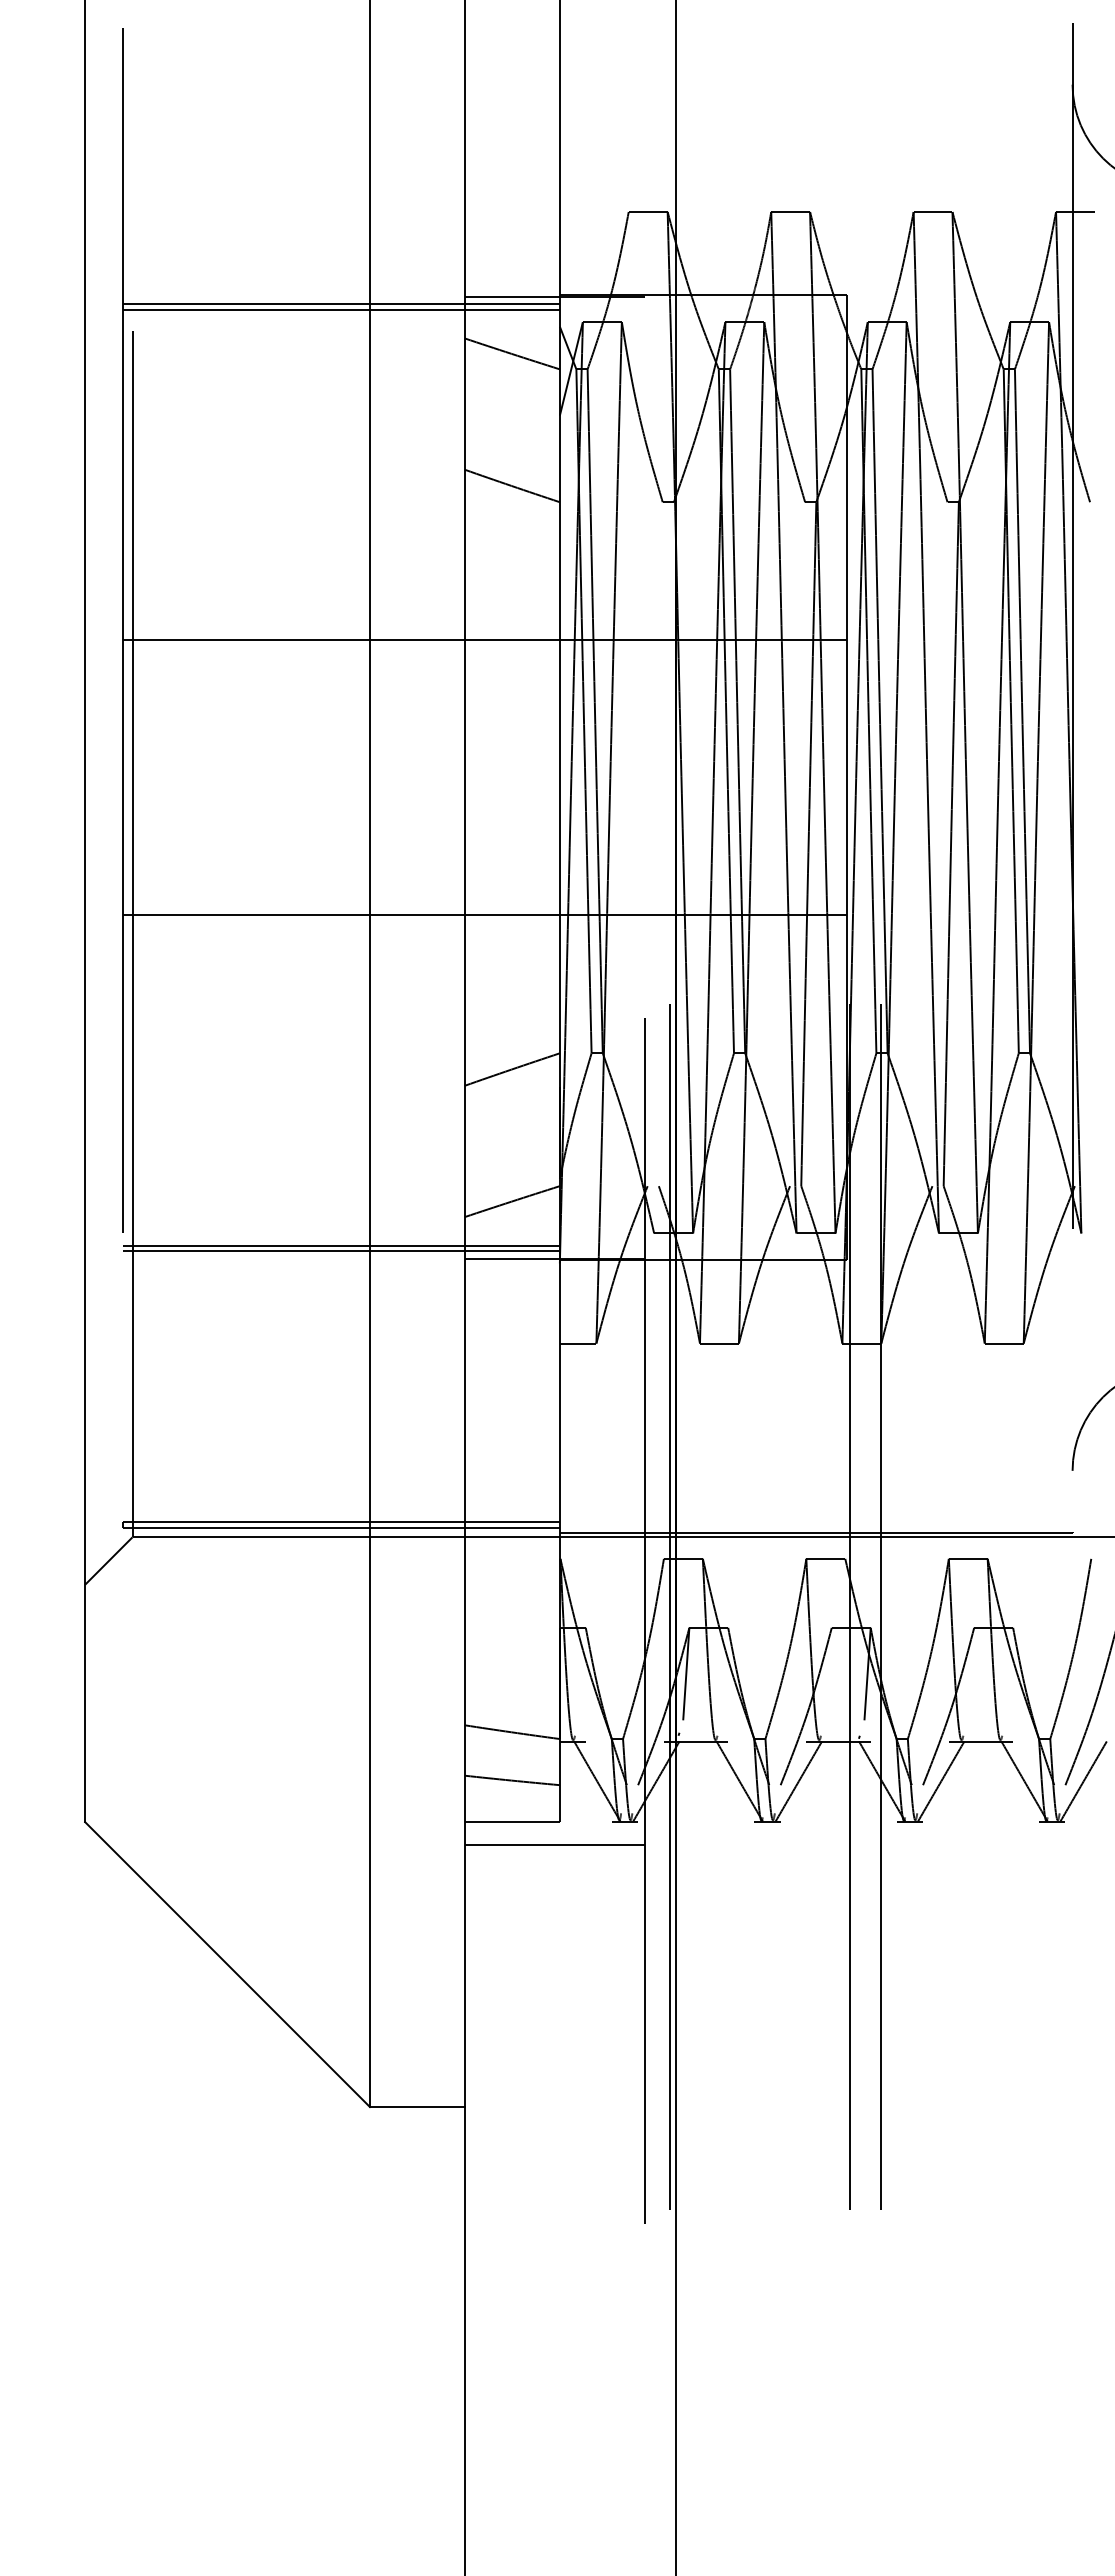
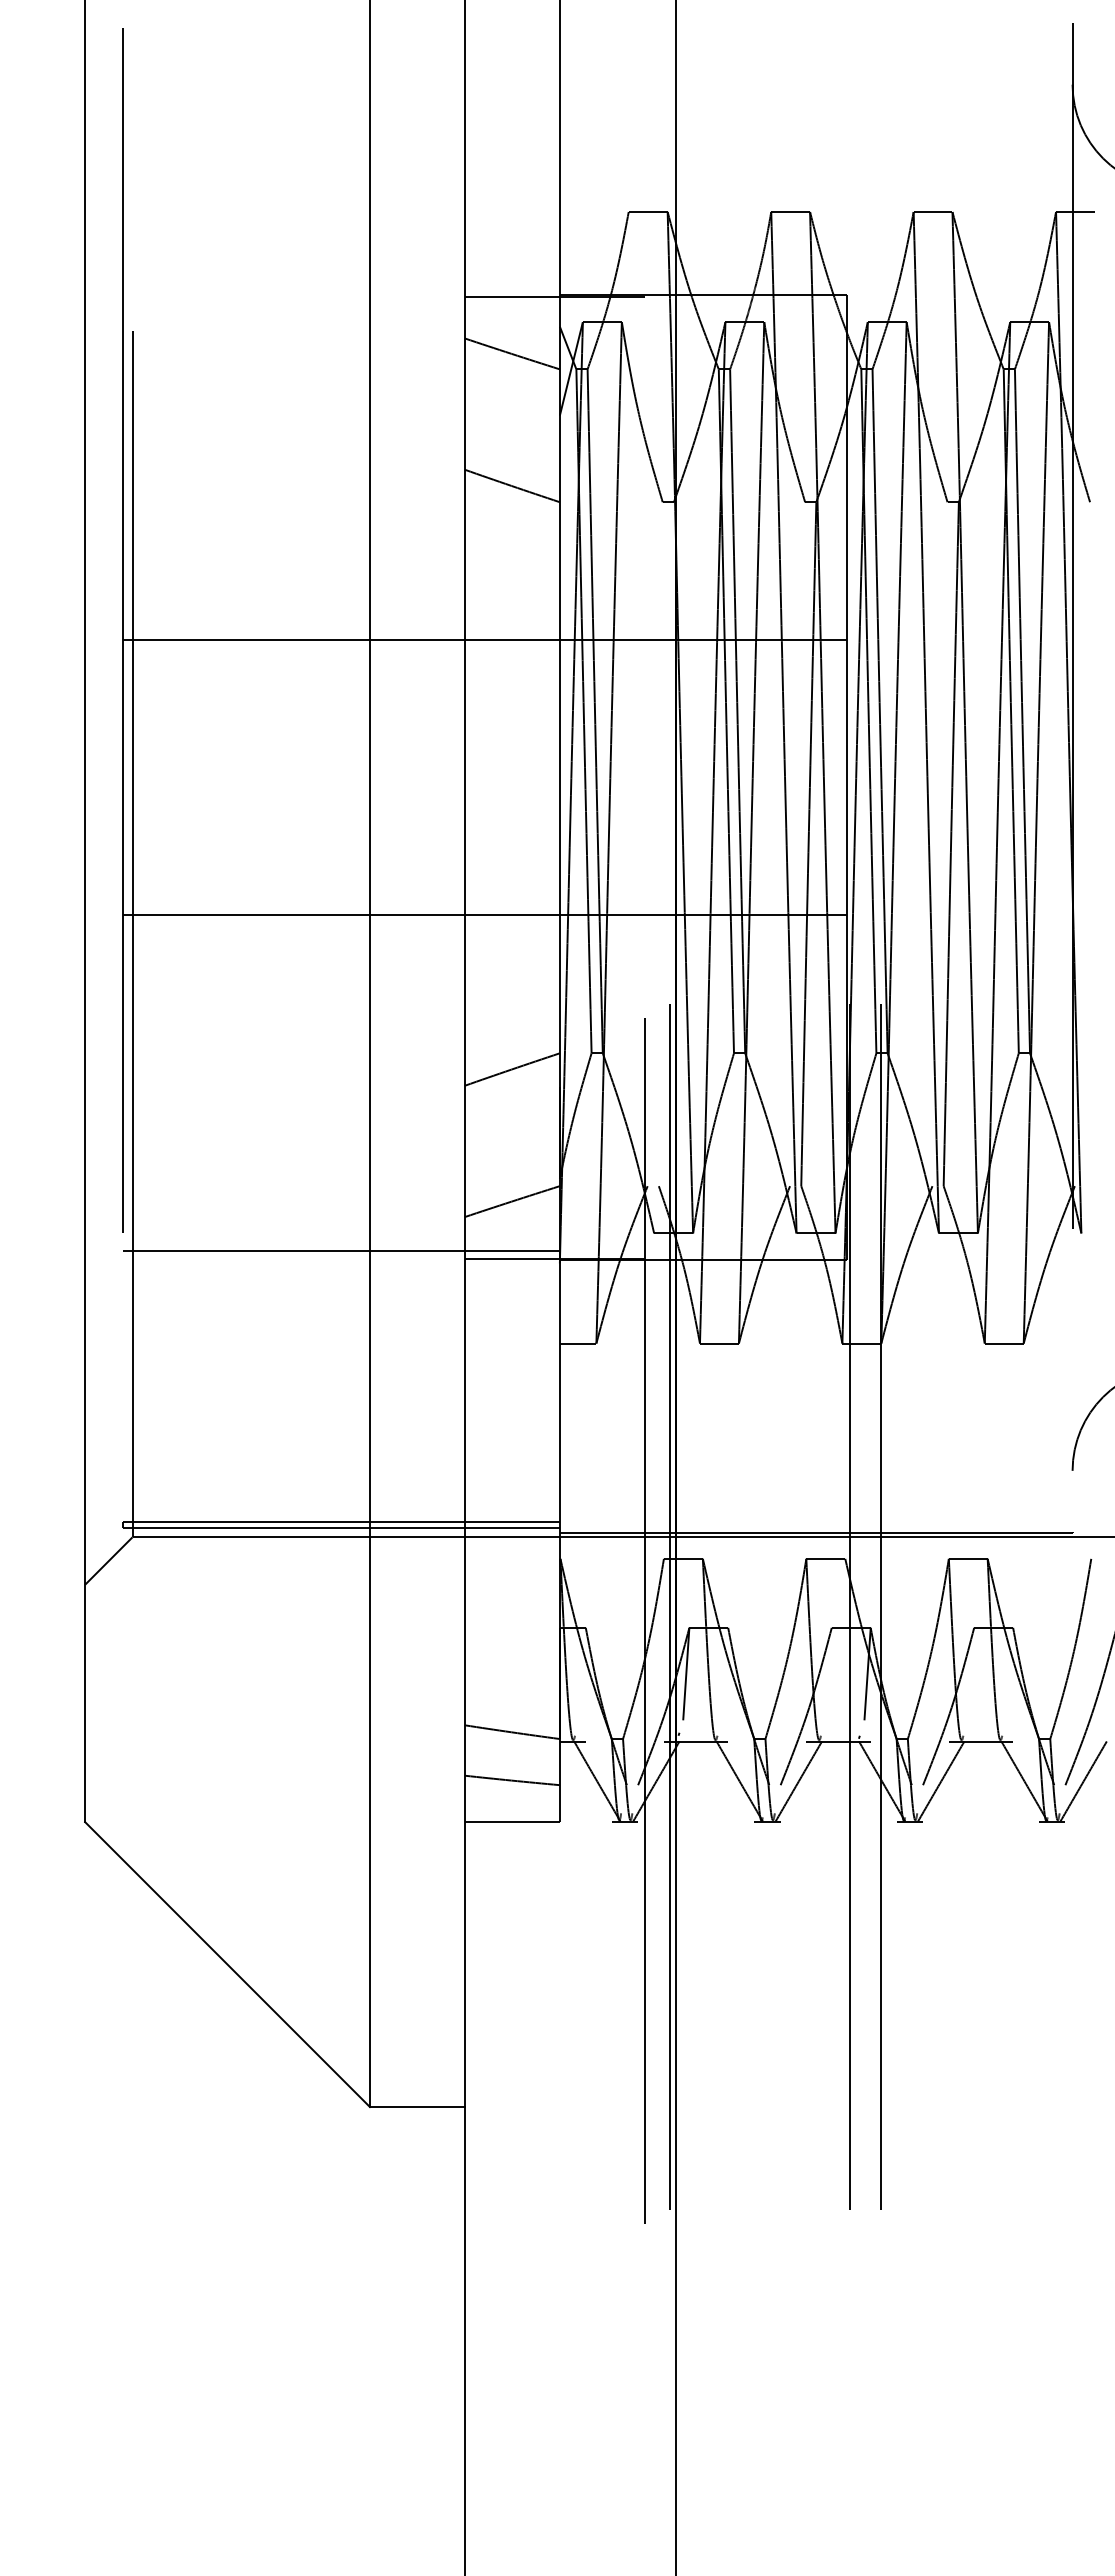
line: present -> none (341, 304)
line: present -> none (341, 309)
line: present -> none (341, 1245)
line: present -> none (554, 1844)
